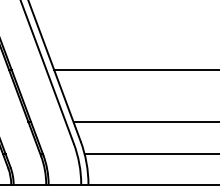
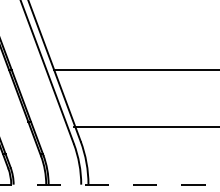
line position: (144, 122) -> (144, 127) (144, 127)
line: present -> none (150, 154)
line: solid -> dashed (109, 184)
